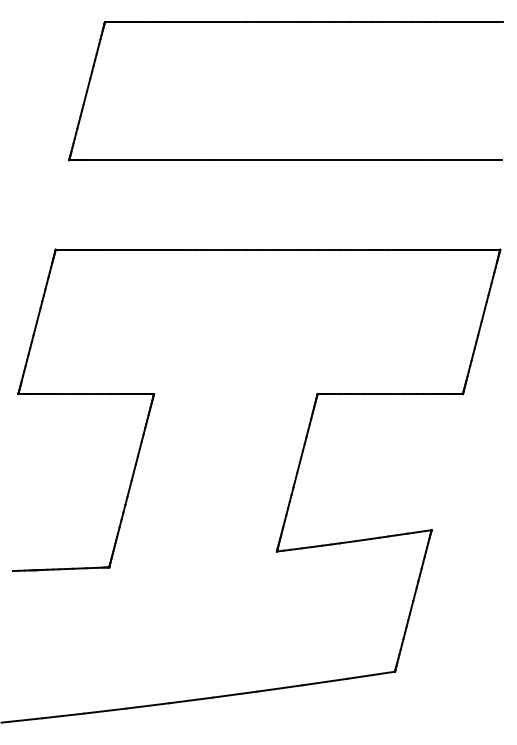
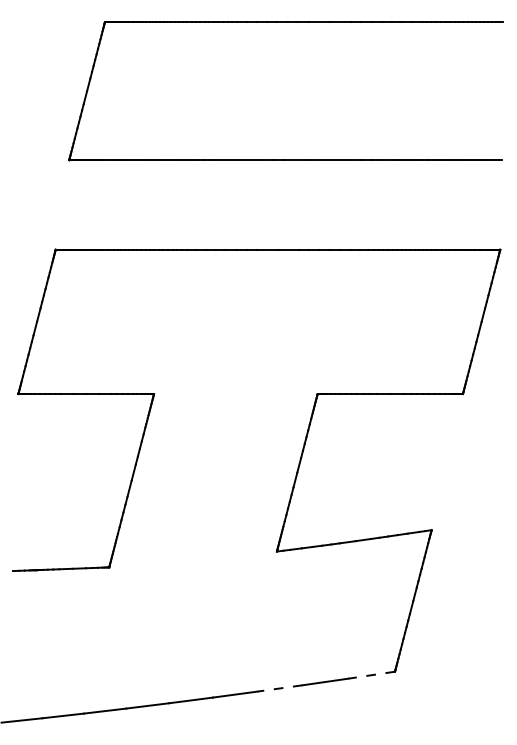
line: solid -> dashed (371, 675)
line: solid -> dashed (279, 688)
